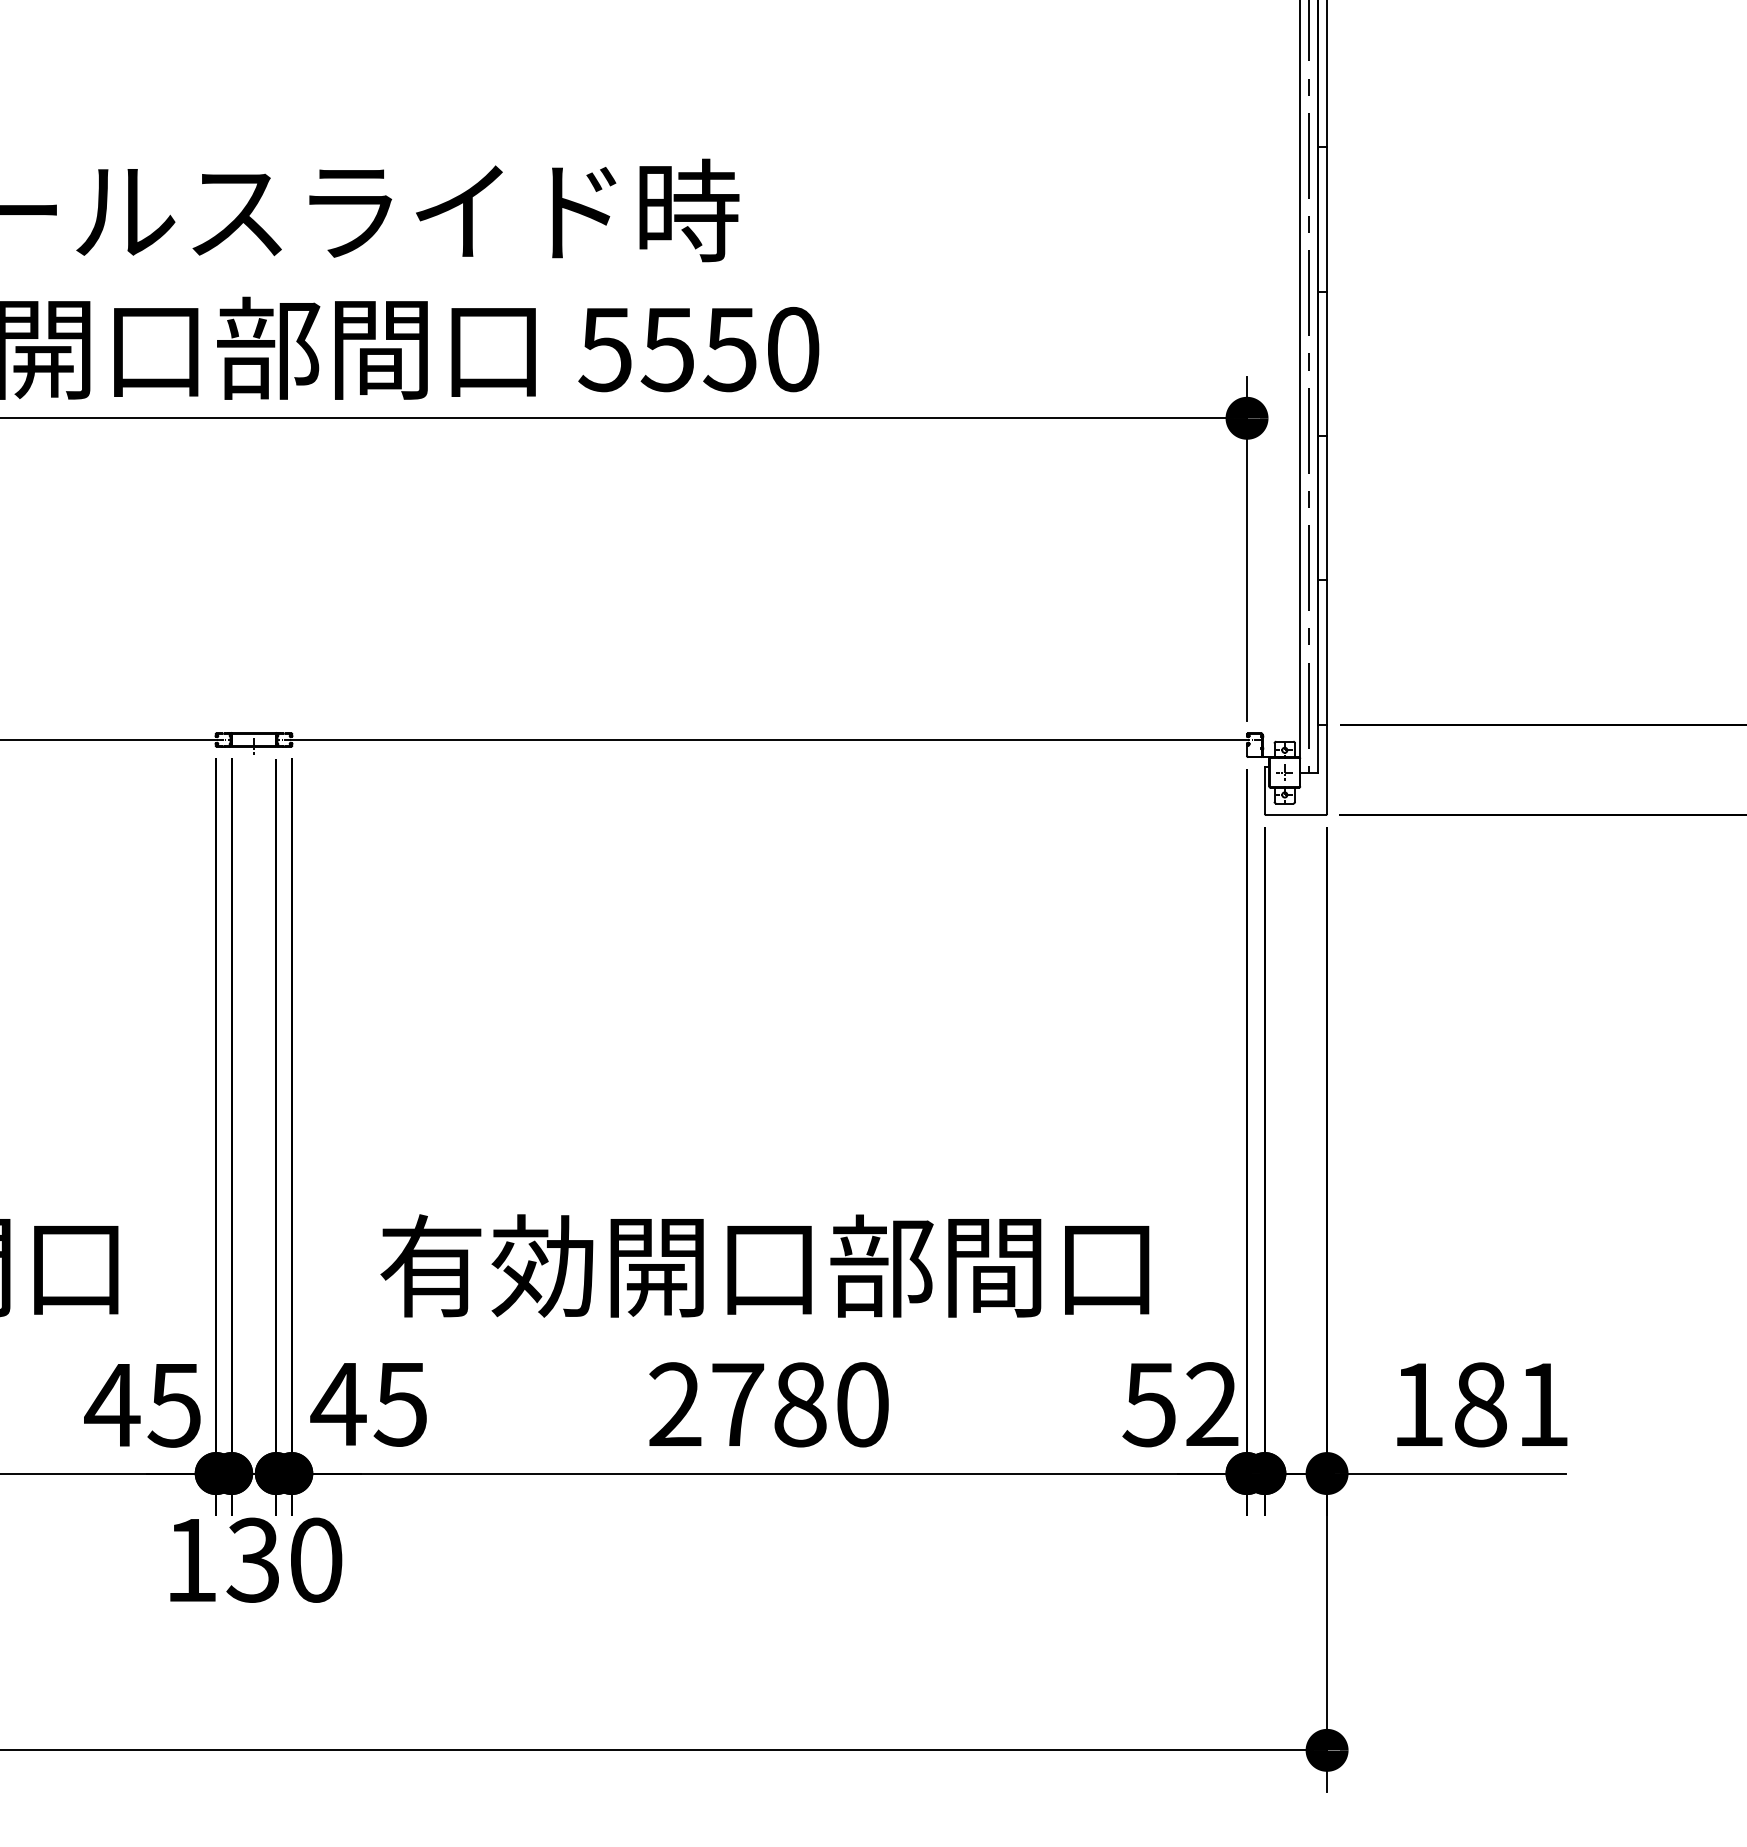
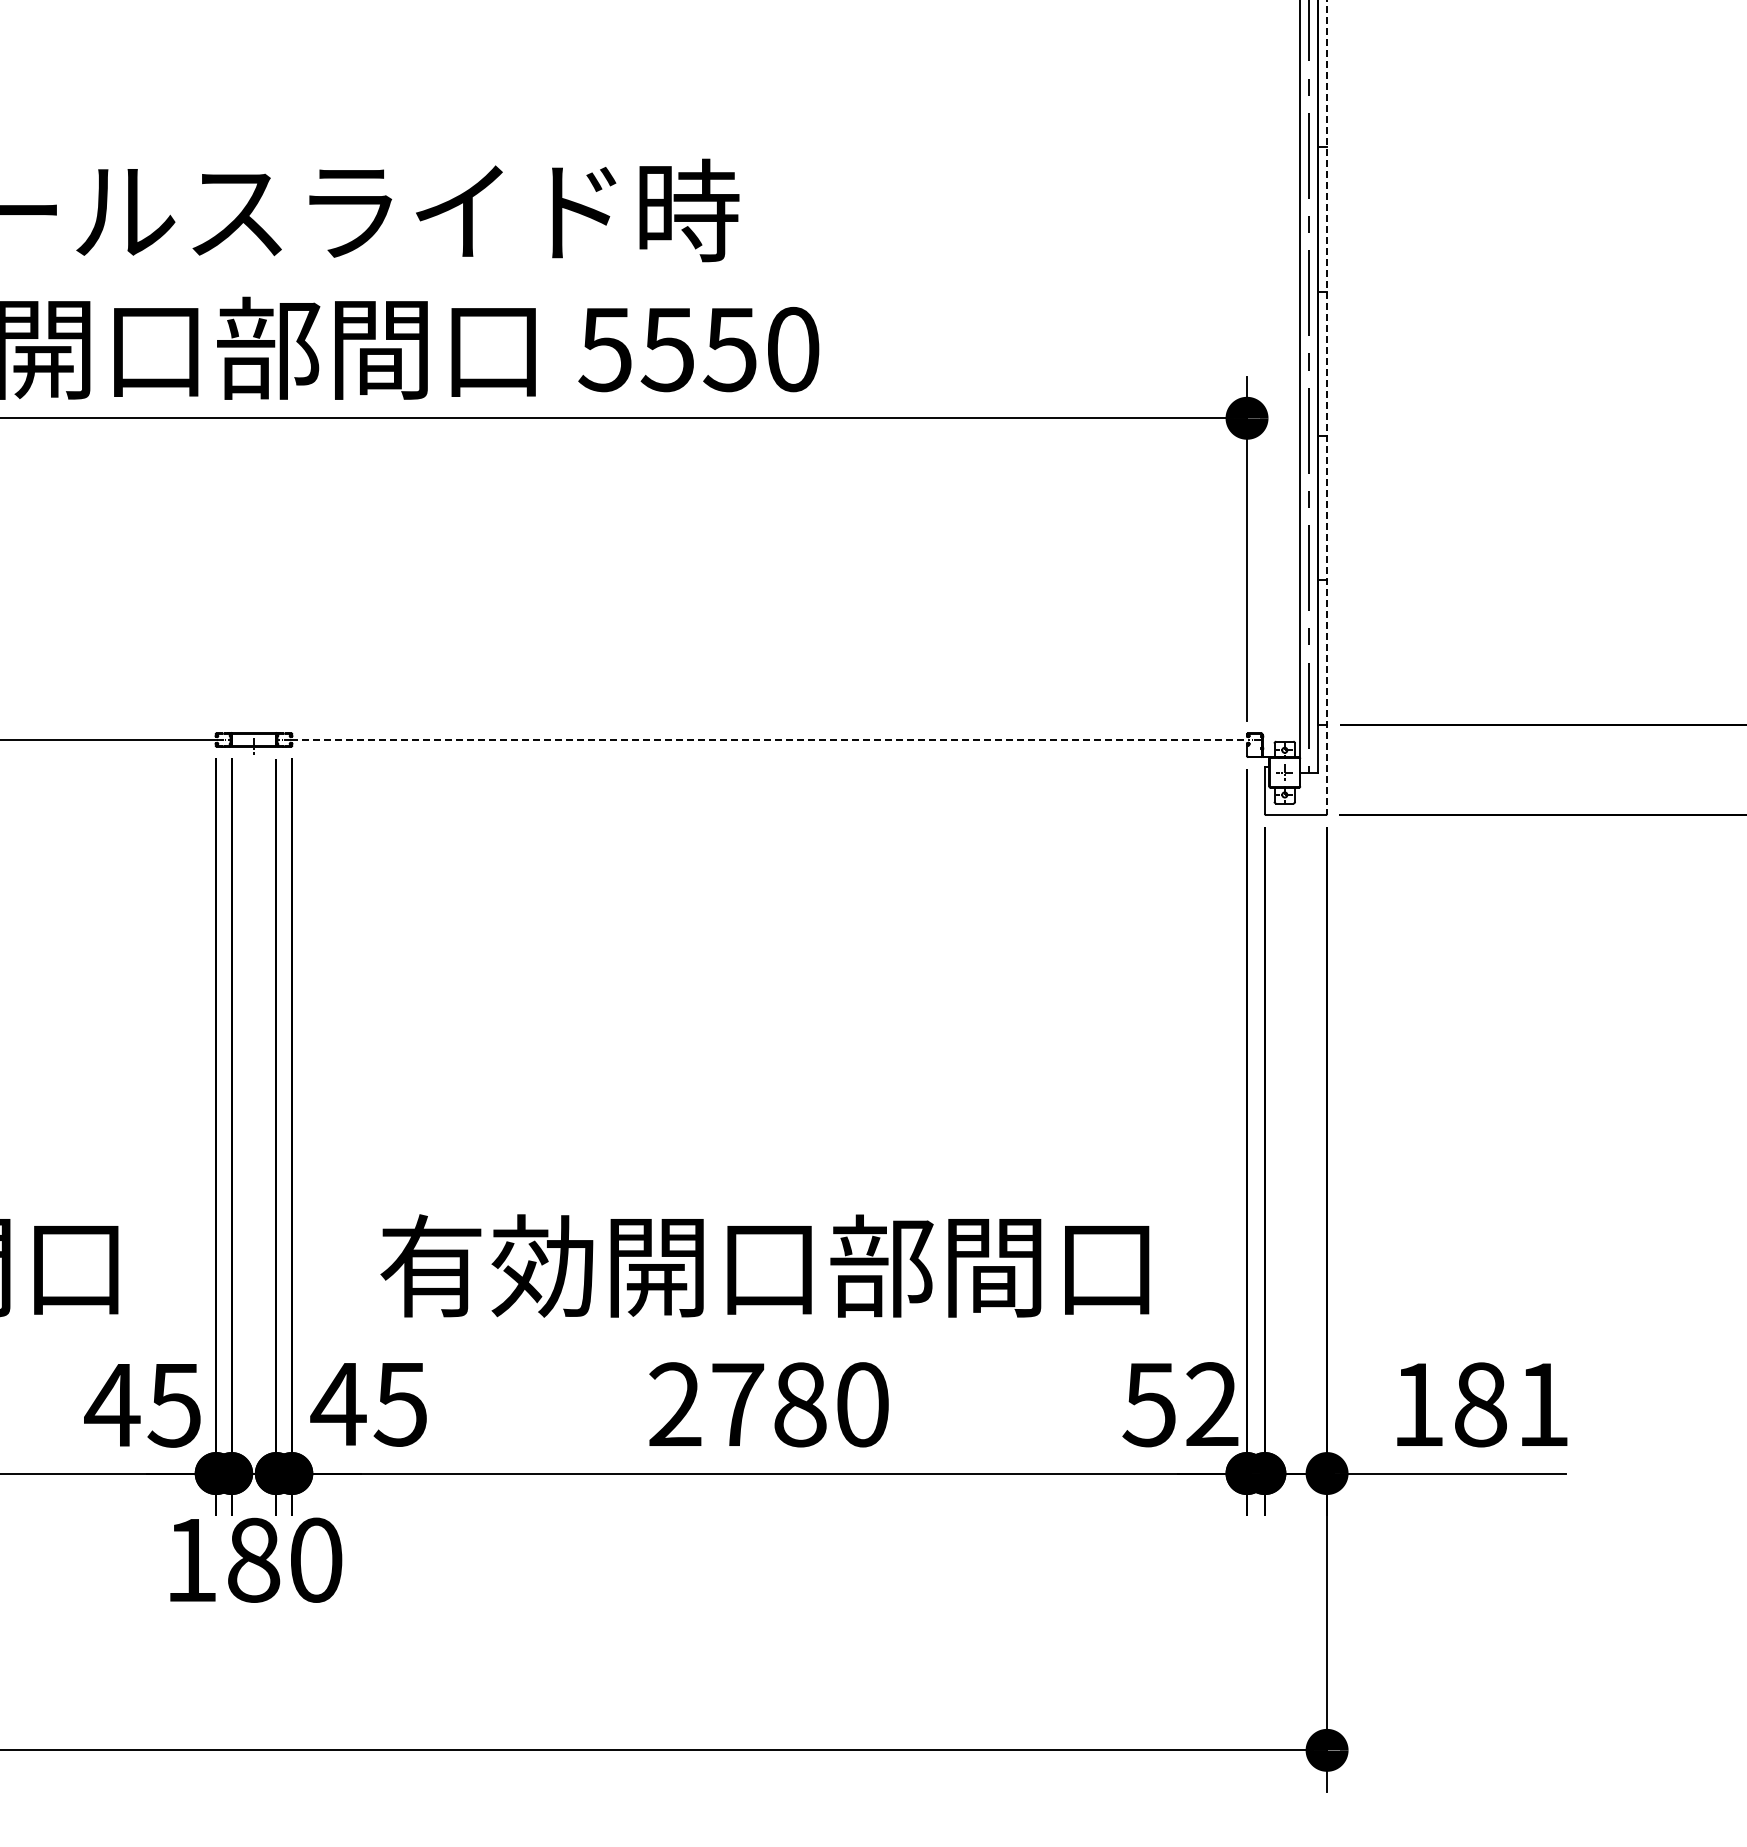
line: solid -> dashed (1327, 406)
line: solid -> dashed (769, 739)
text: 130 -> 180 (253, 1559)
